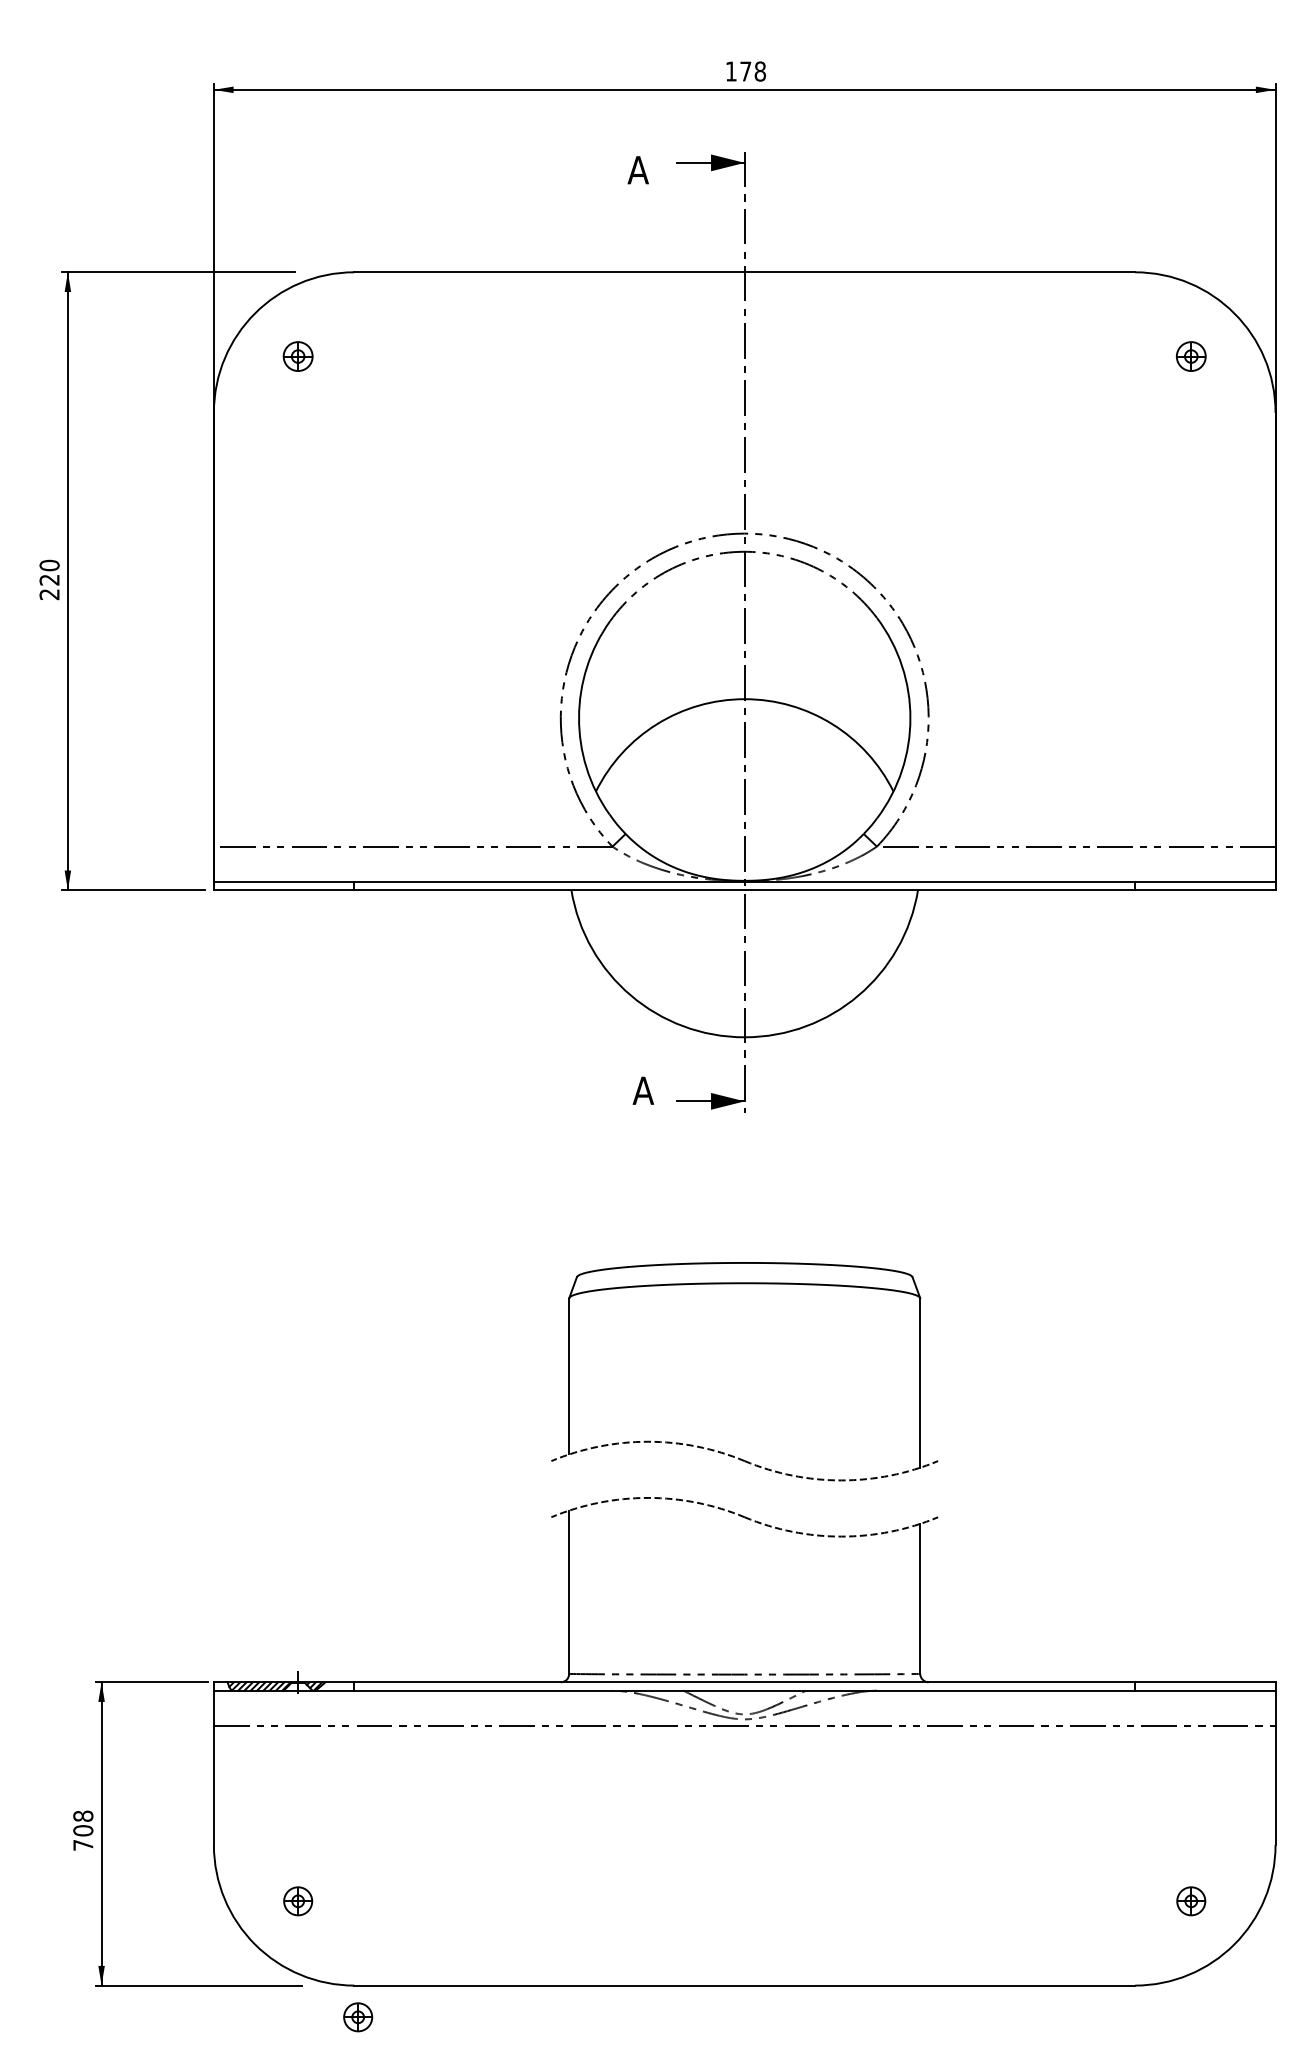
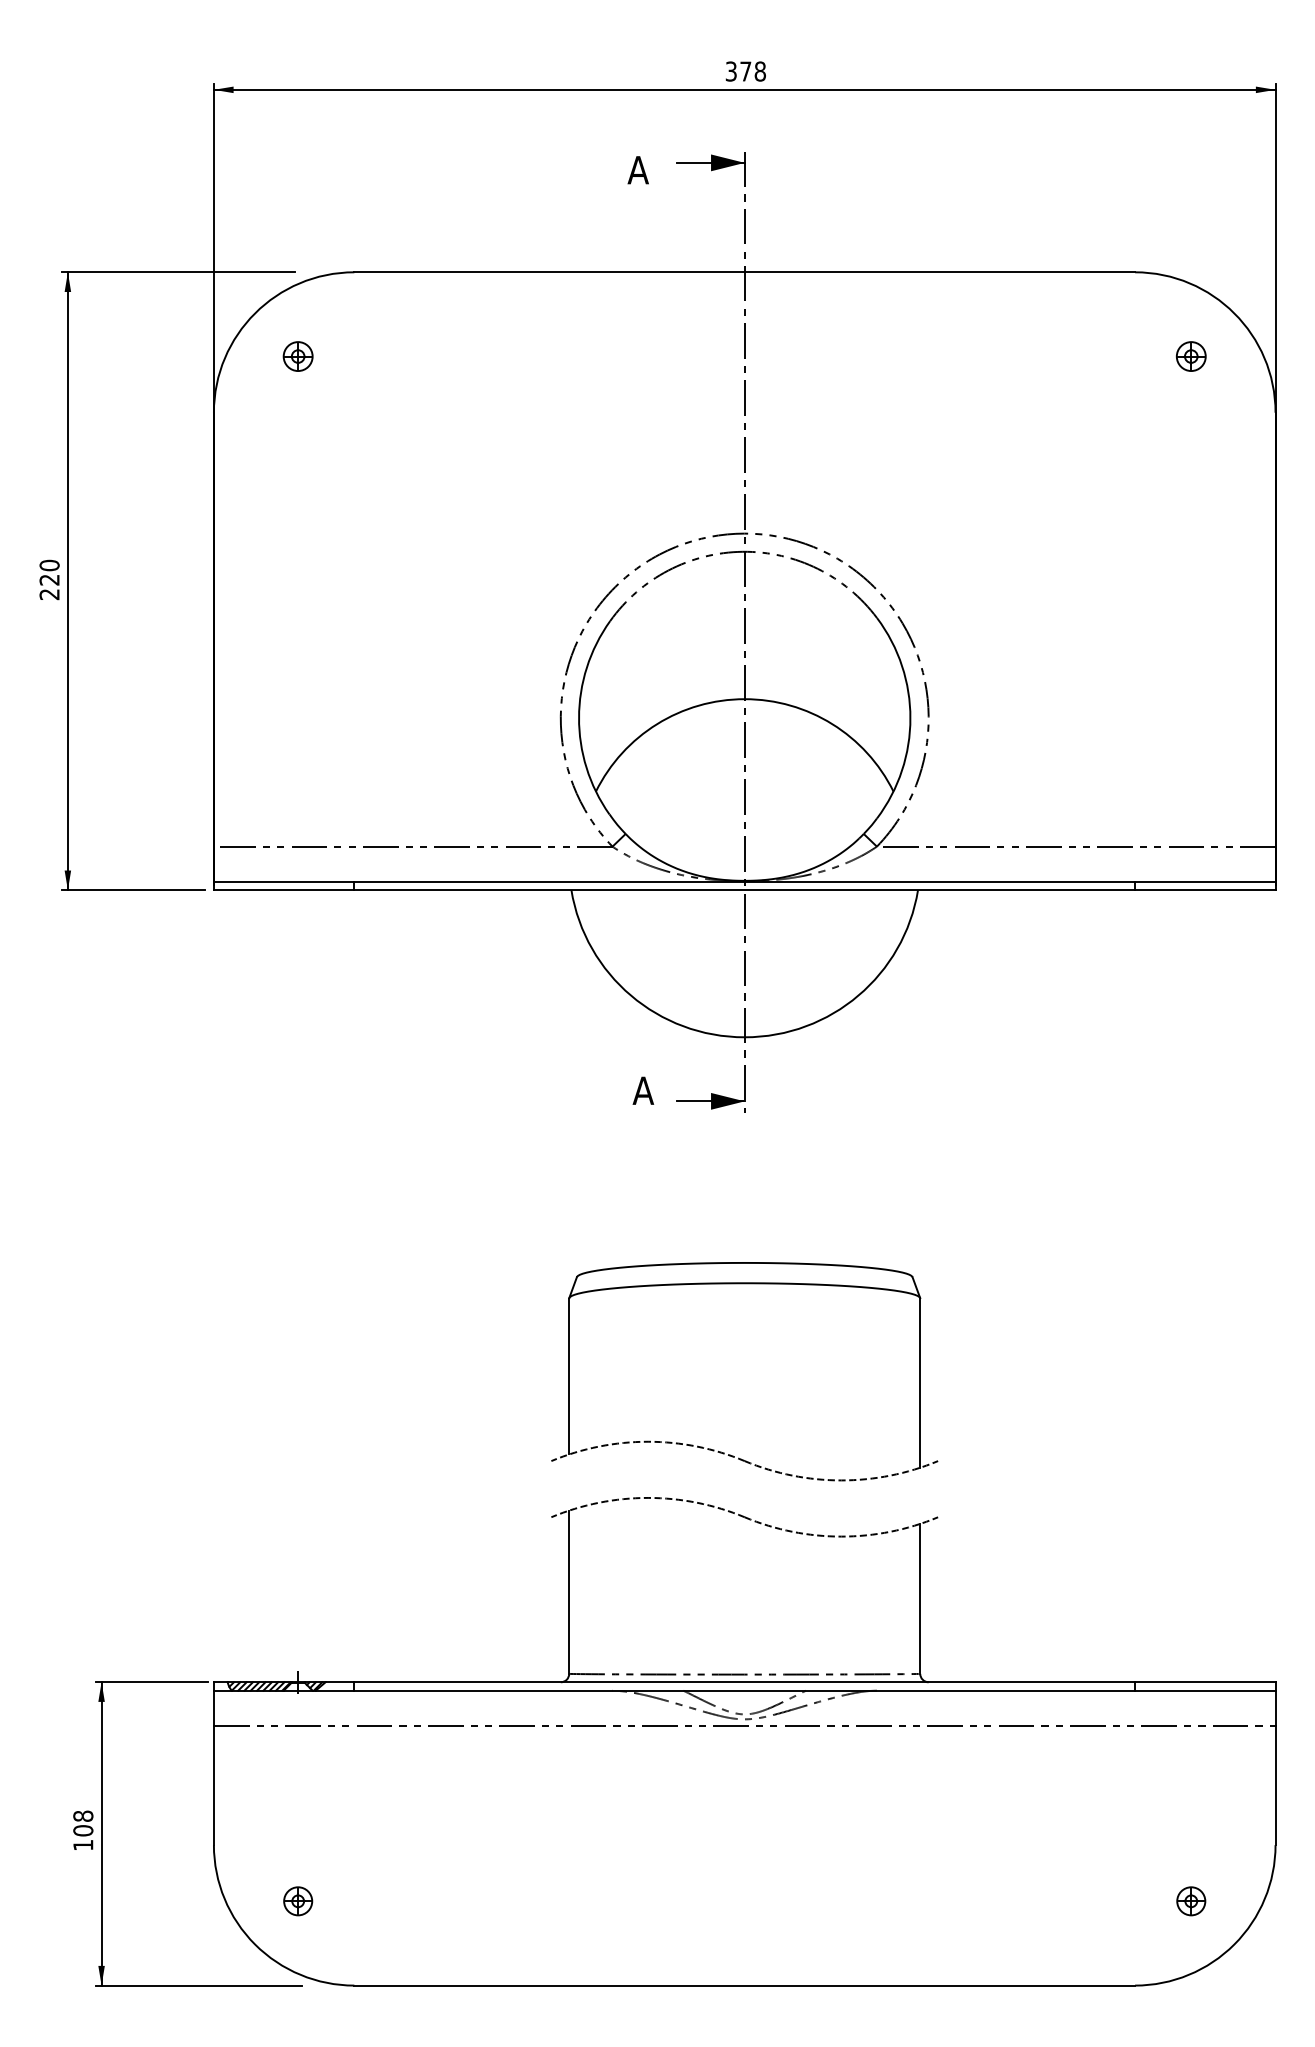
text: 178 -> 378 (730, 71)
text: 708 -> 108 (83, 1845)
part: present -> none (358, 2017)
